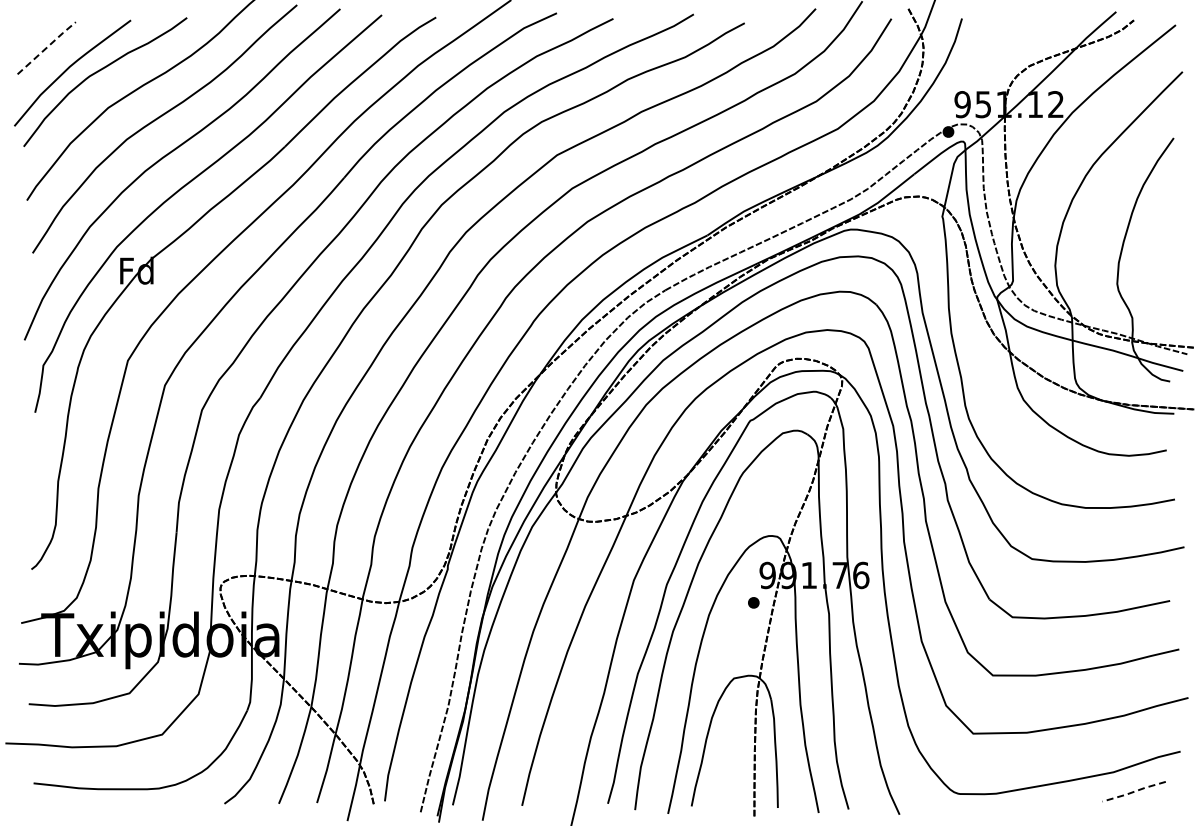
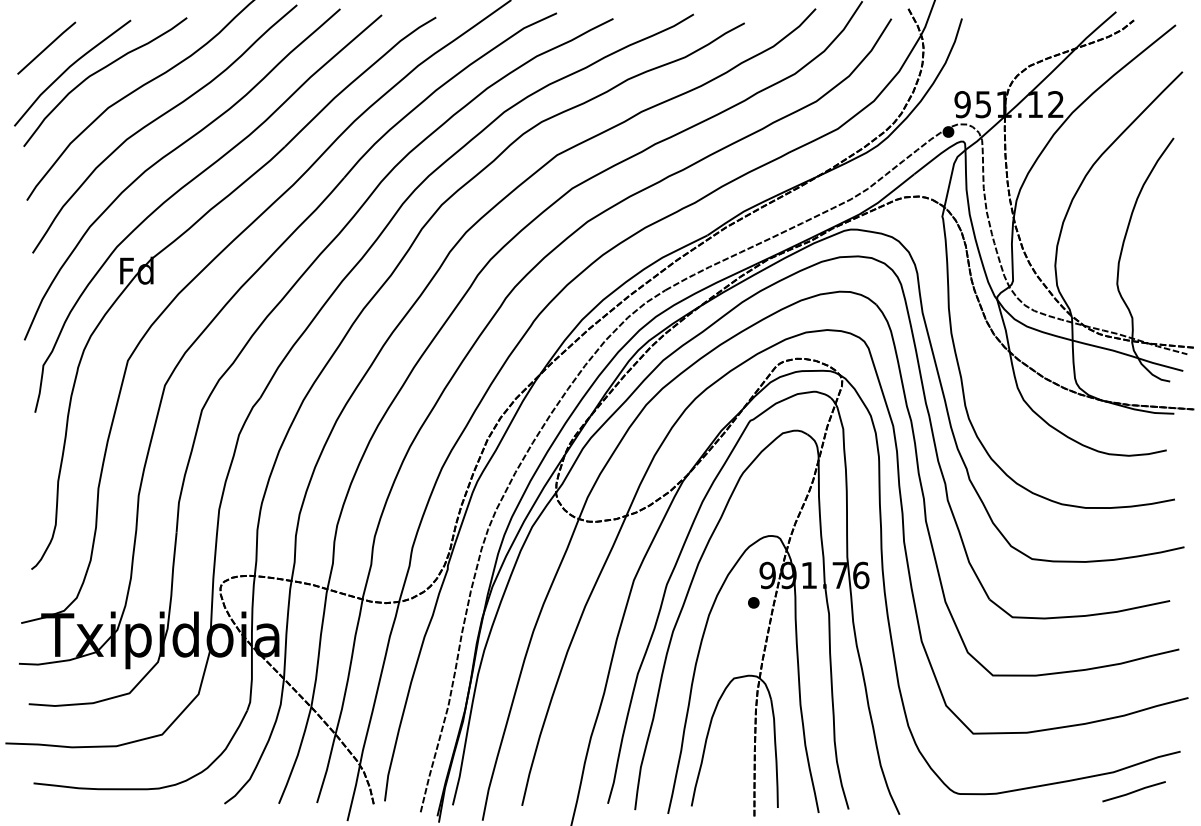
line: dashed -> solid (47, 47)
line: dashed -> solid (1134, 791)
